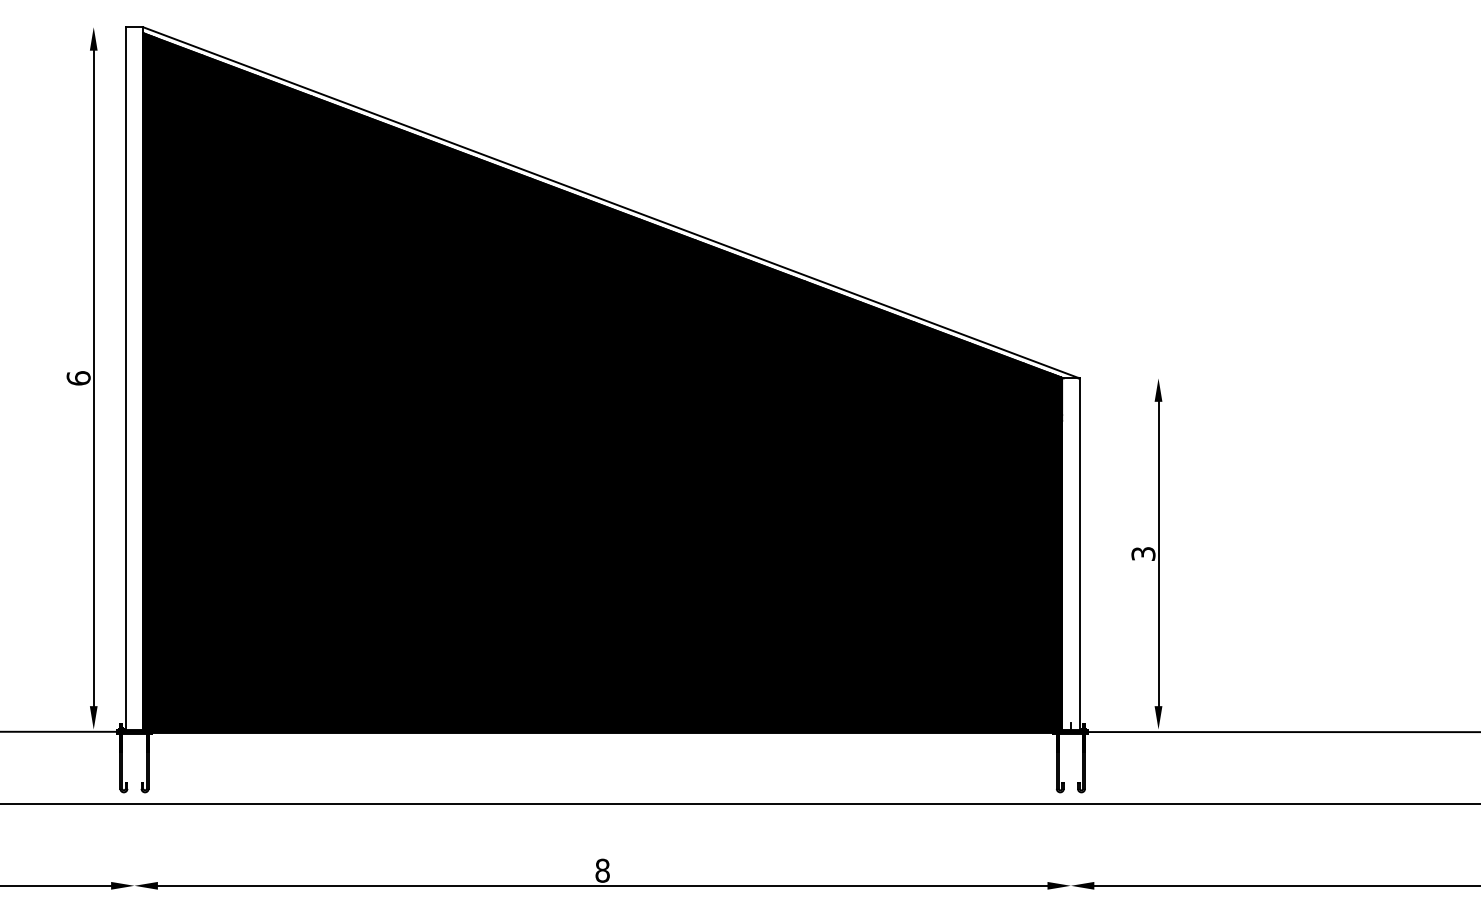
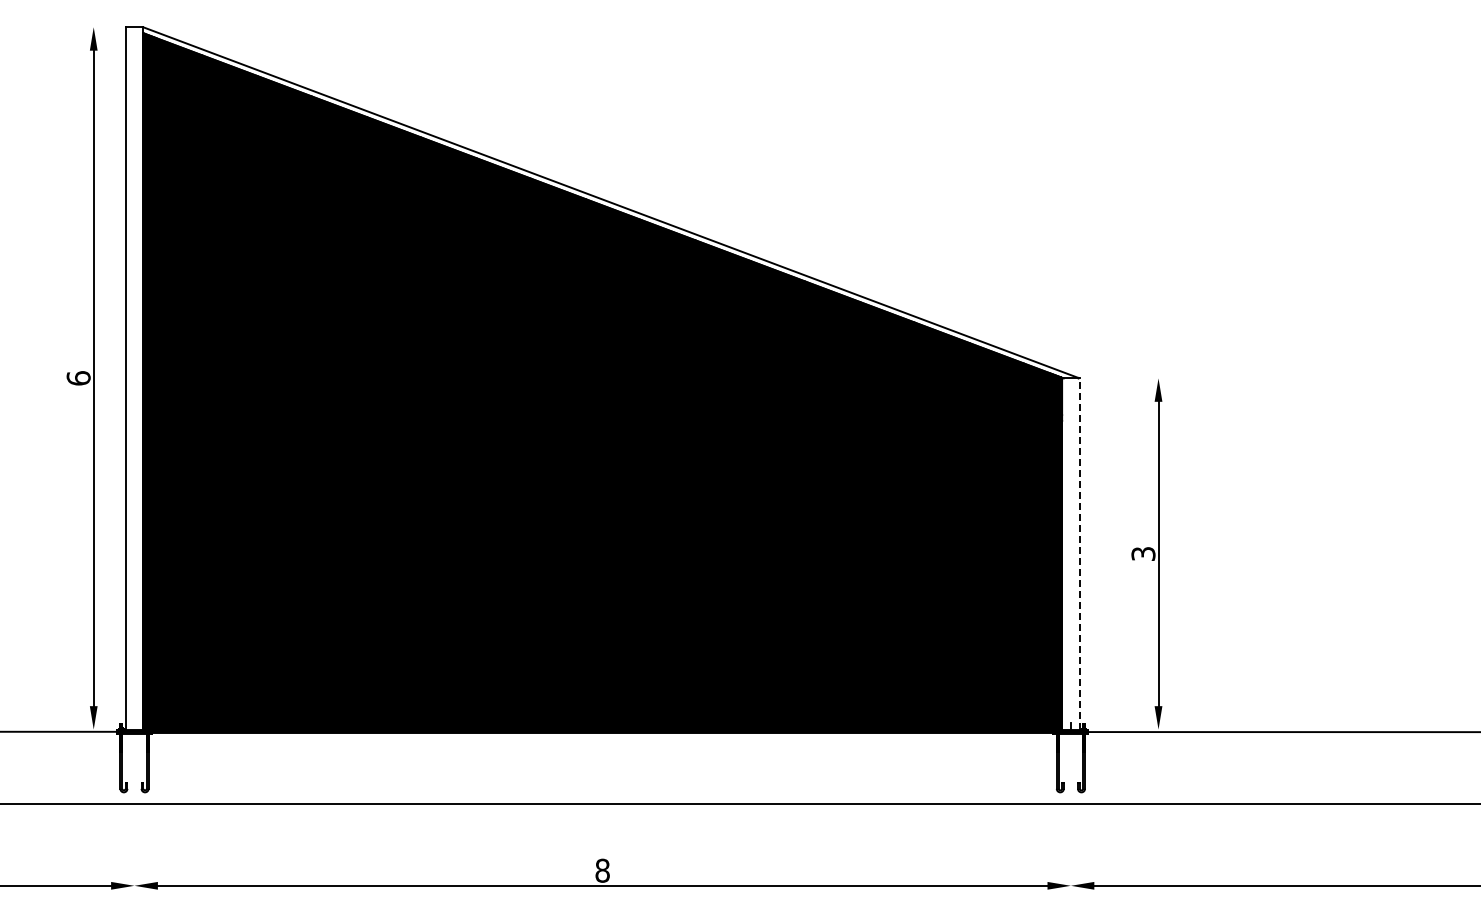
line: solid -> dashed (1079, 554)
